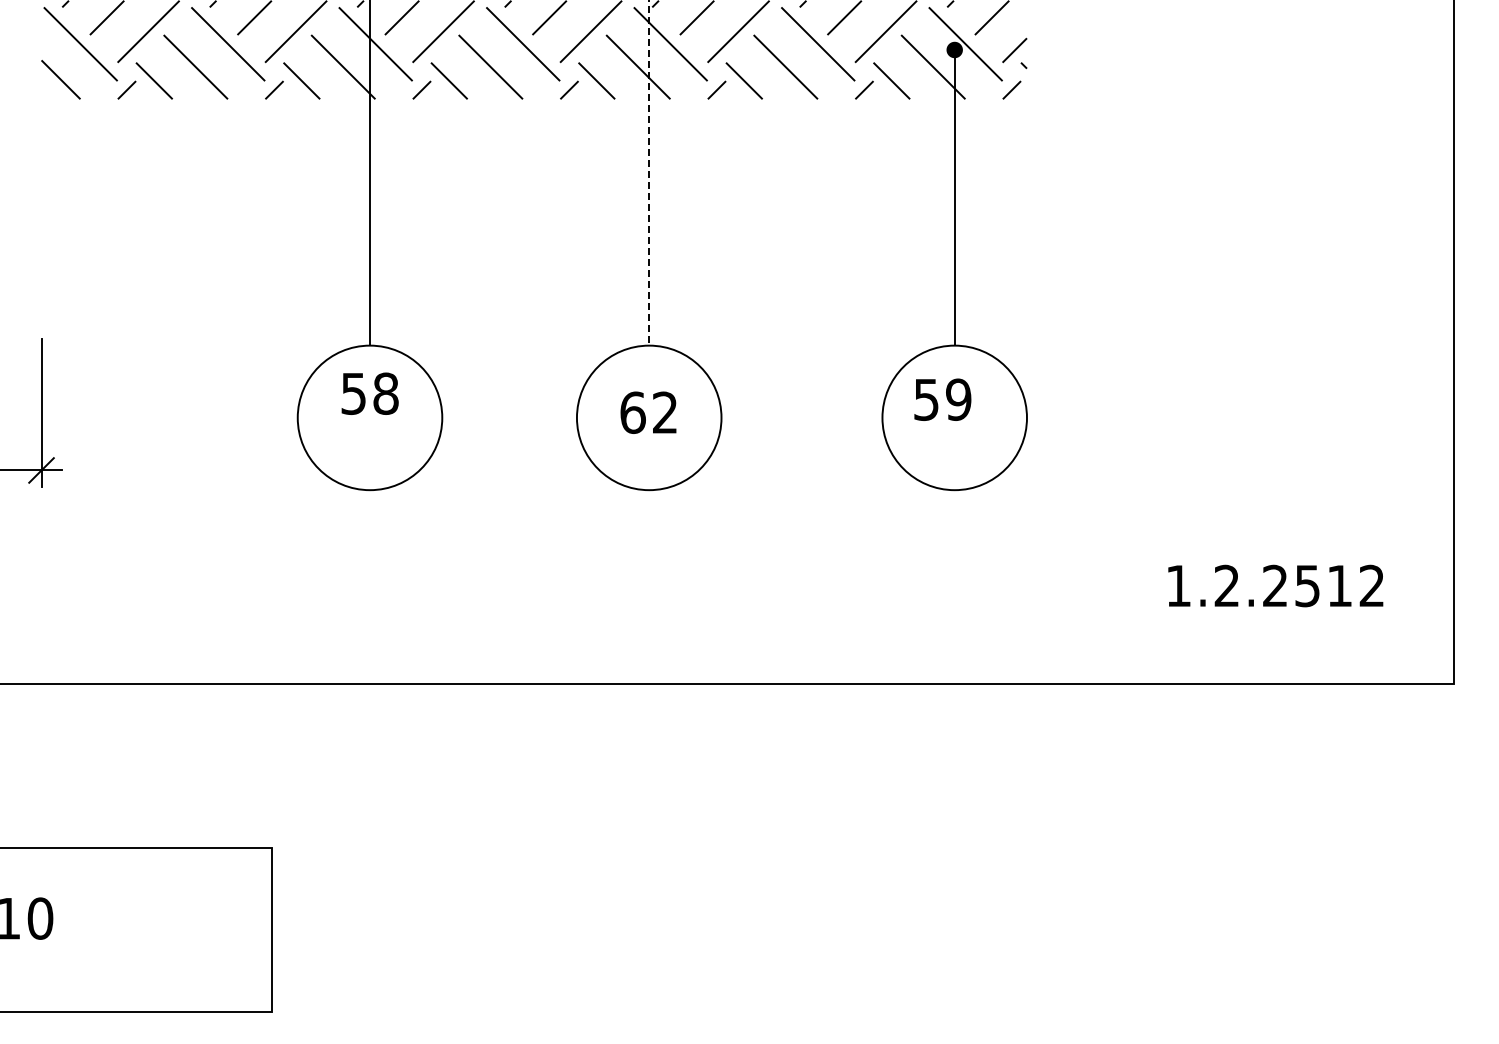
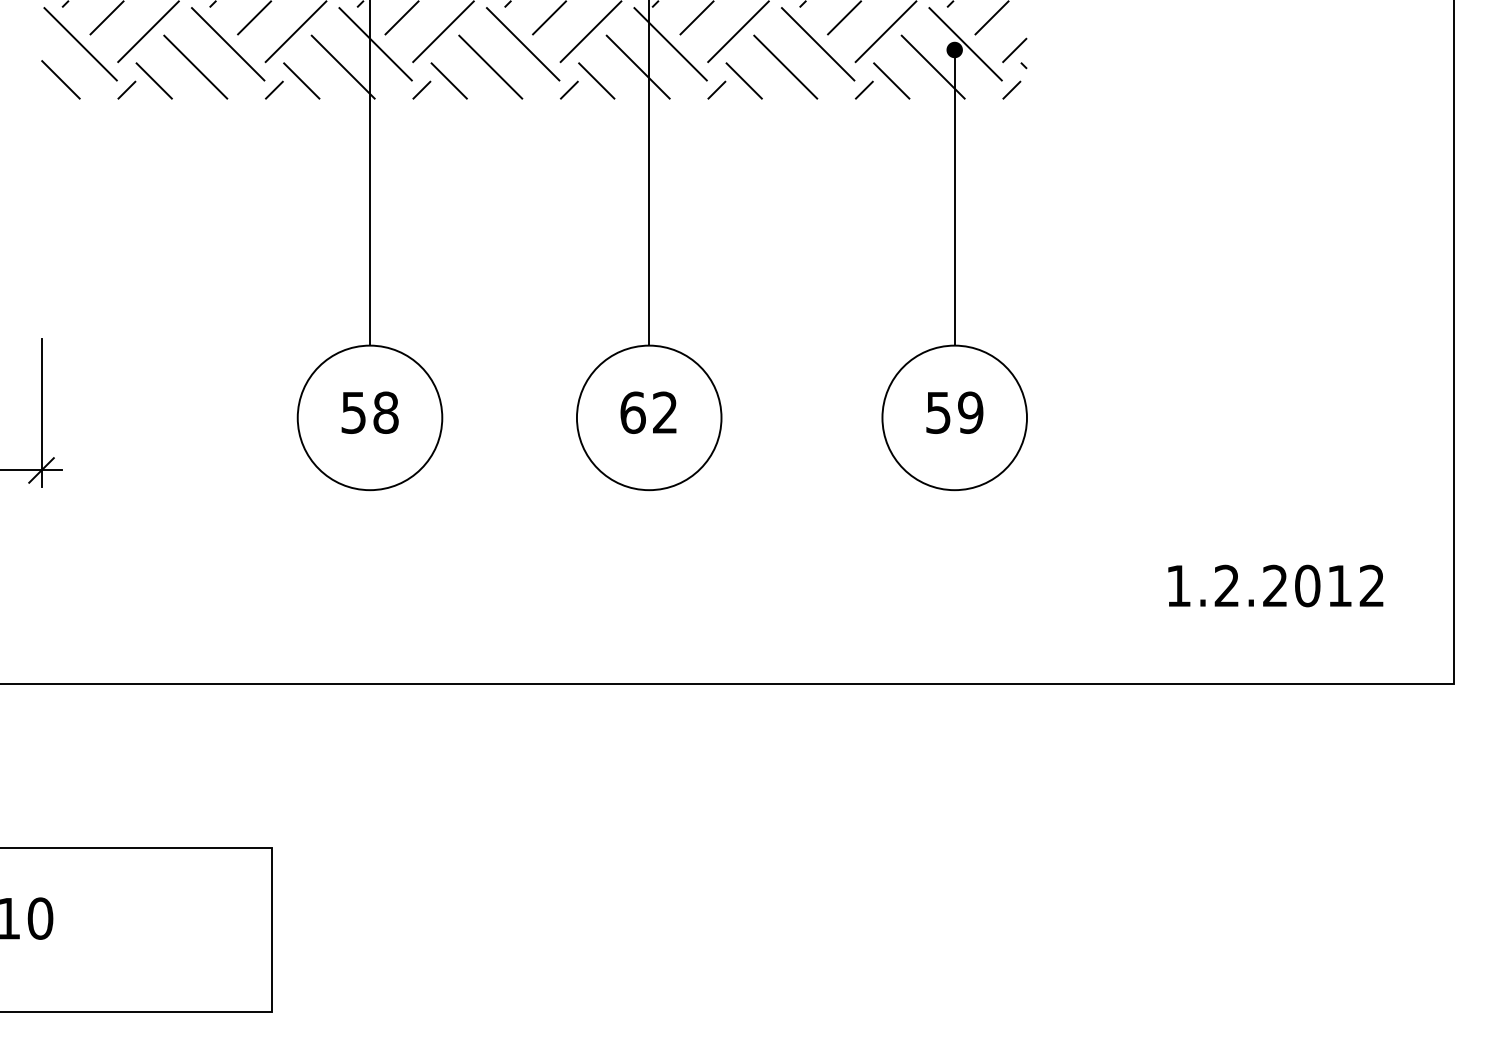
line: dashed -> solid (649, 173)
text position: (369, 393) -> (369, 412) (369, 412)
text position: (942, 399) -> (954, 412) (954, 412)
text: 1.2.2512 -> 1.2.2012 (1307, 585)
